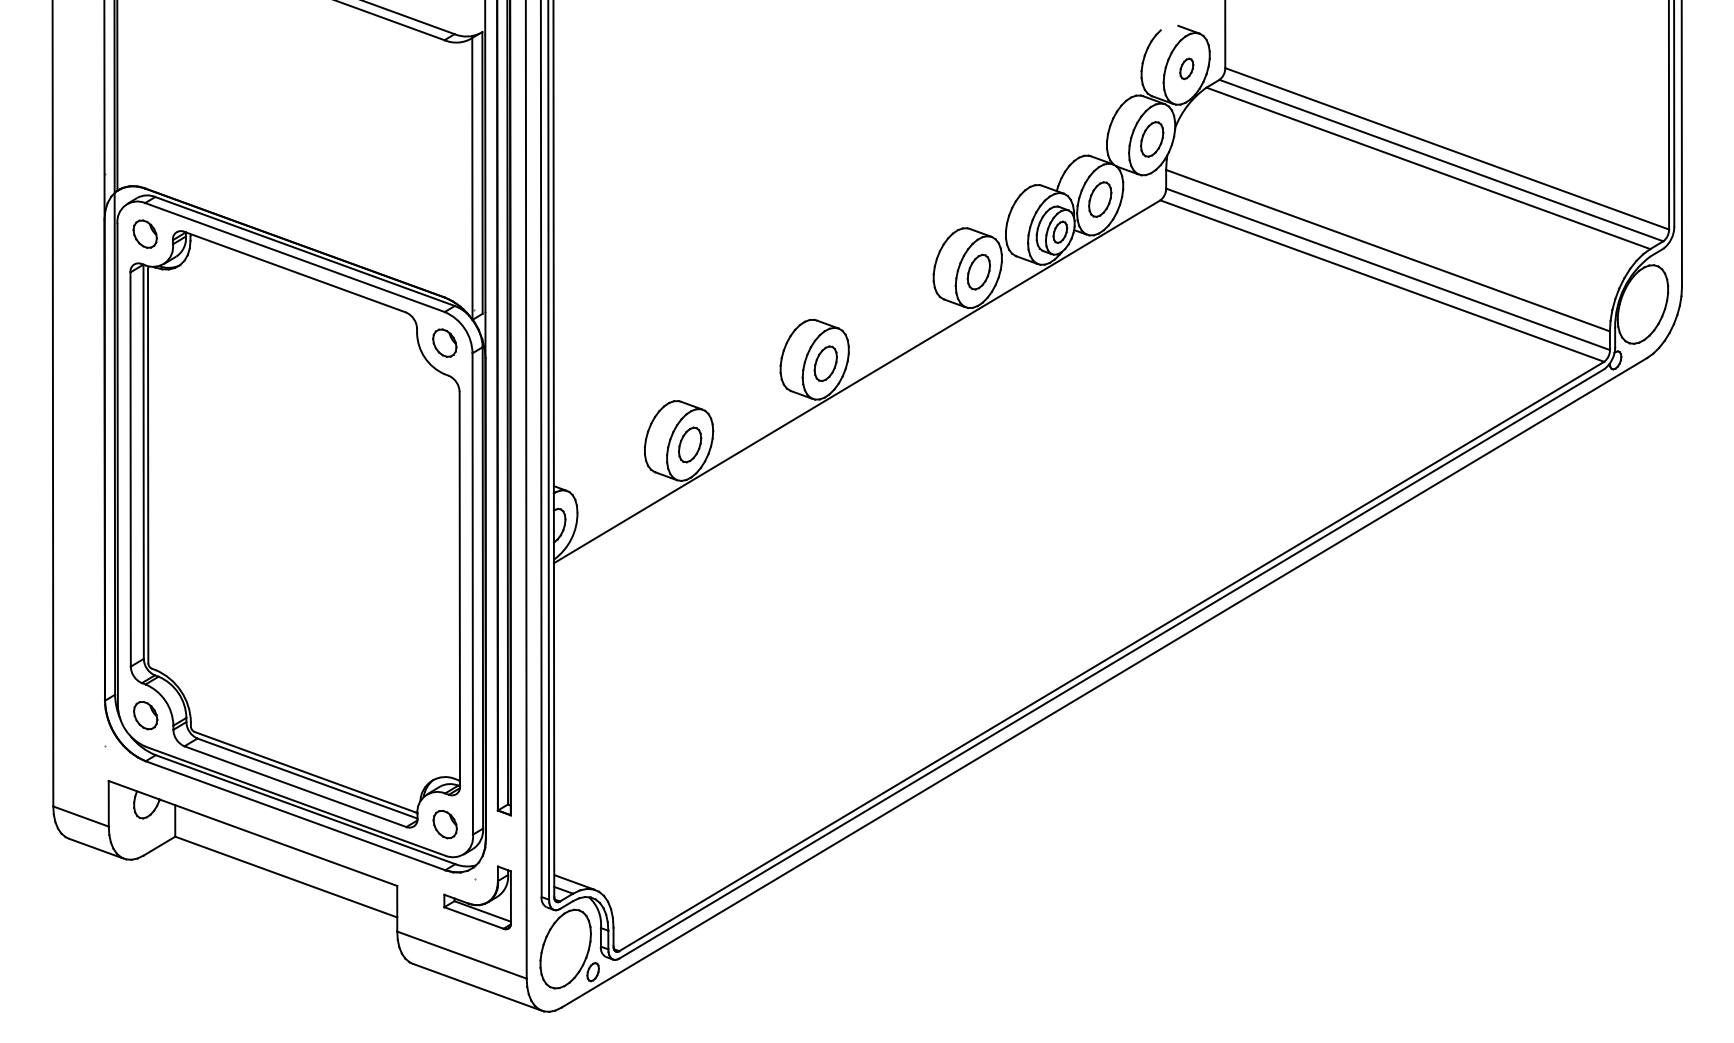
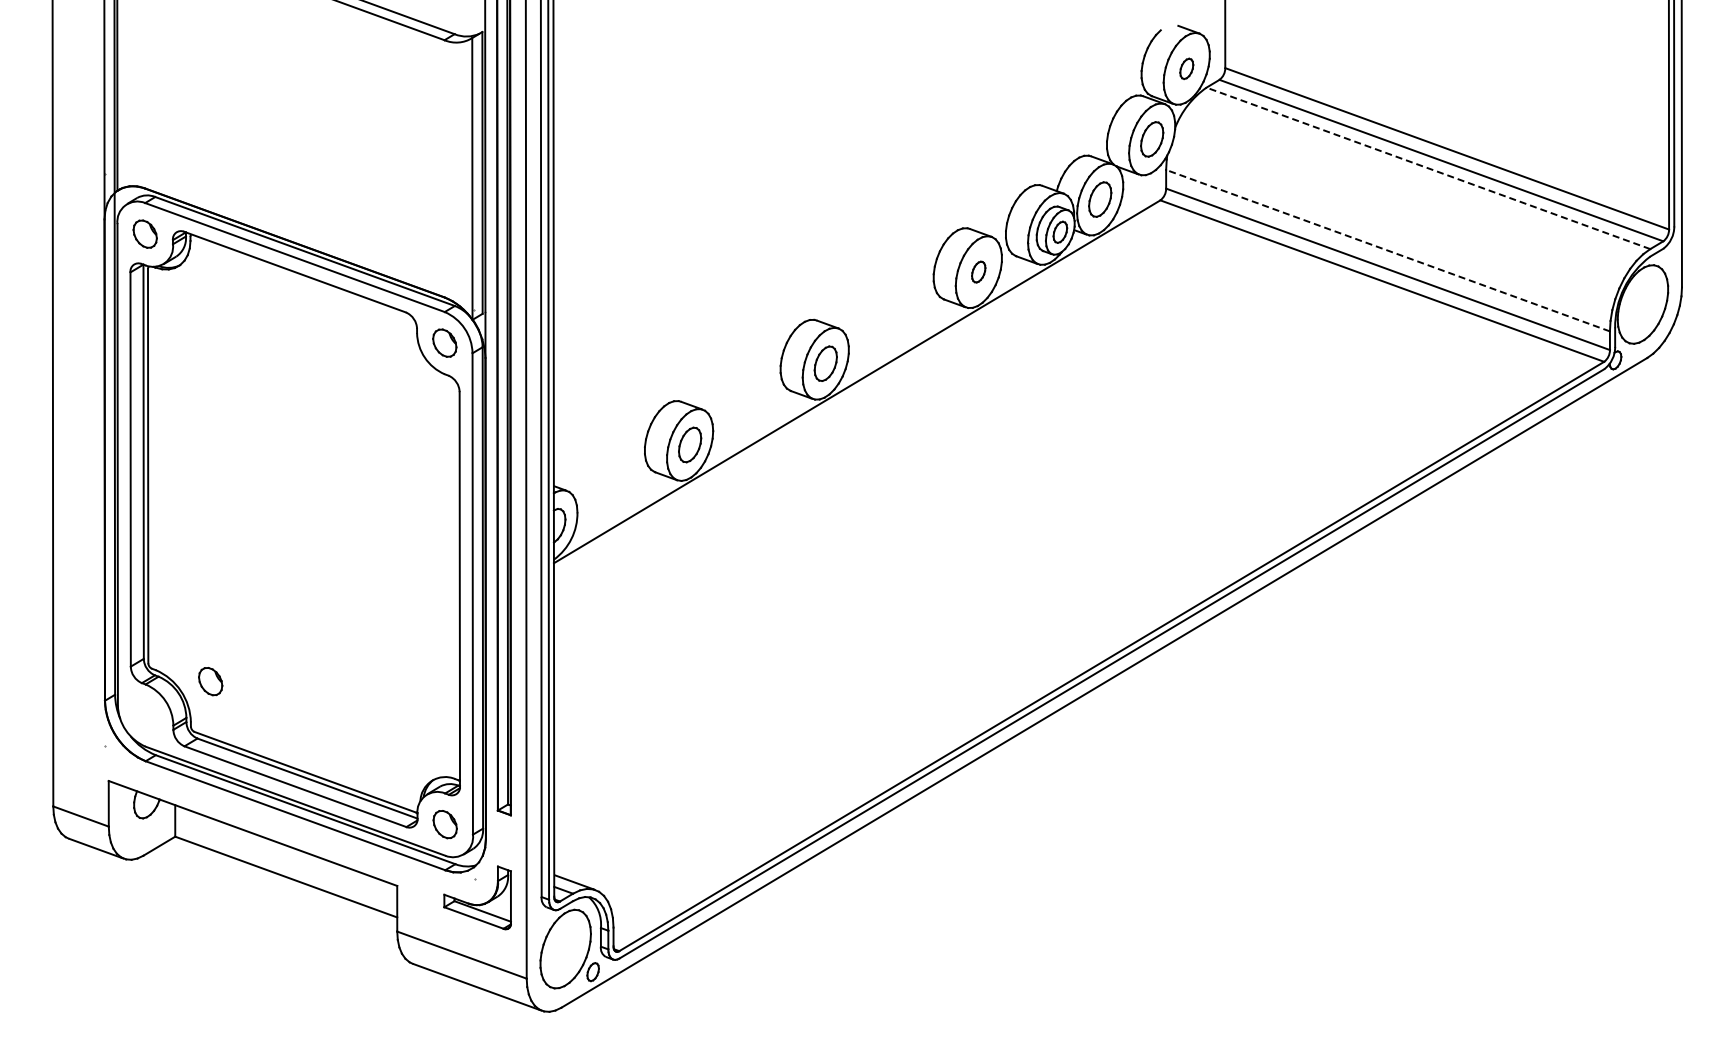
line: solid -> dashed (1427, 168)
line: solid -> dashed (1387, 250)
part size: 25x38 px -> 16x24 px (978, 271)
part position: (145, 715) -> (210, 681) (210, 681)
